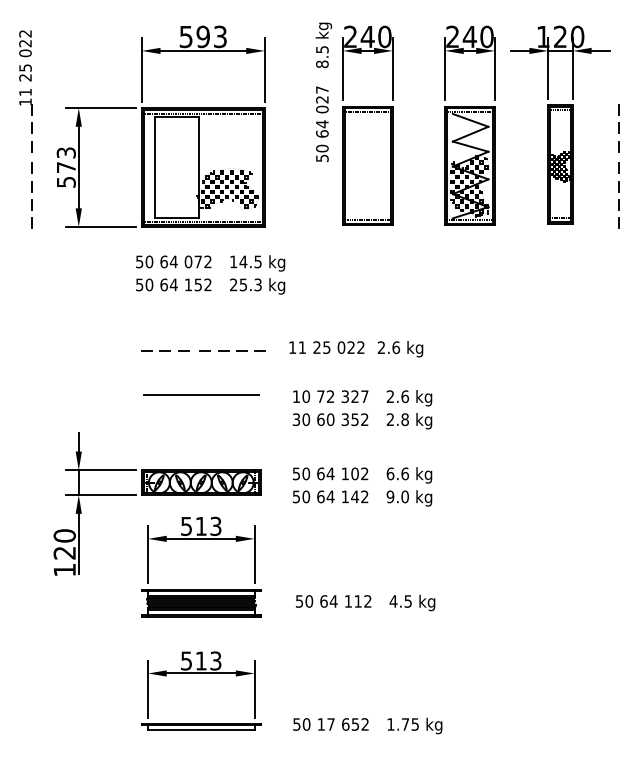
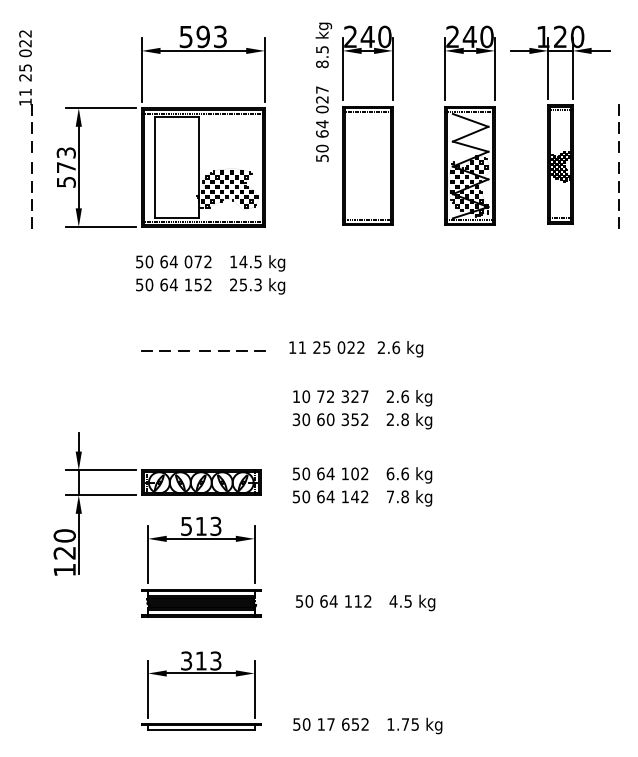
line: present -> none (200, 394)
text: 9.0 -> 7.8 (397, 496)
text: 513 -> 313 (186, 660)
